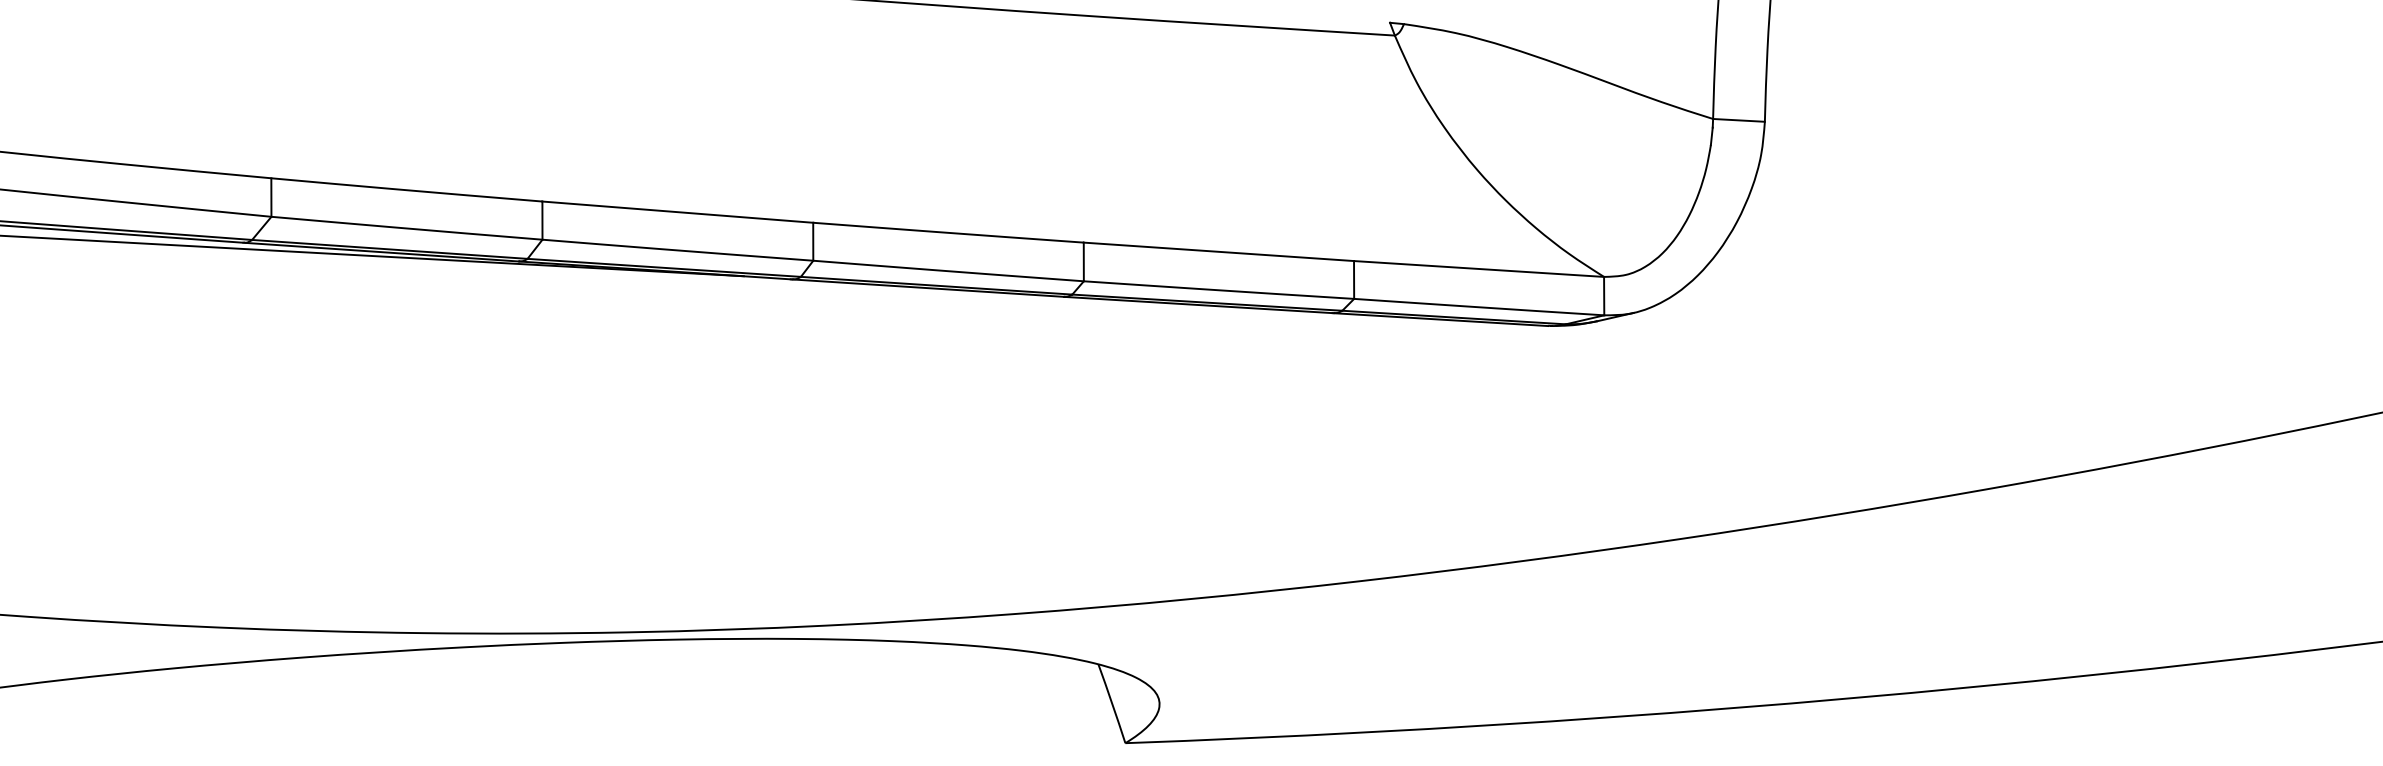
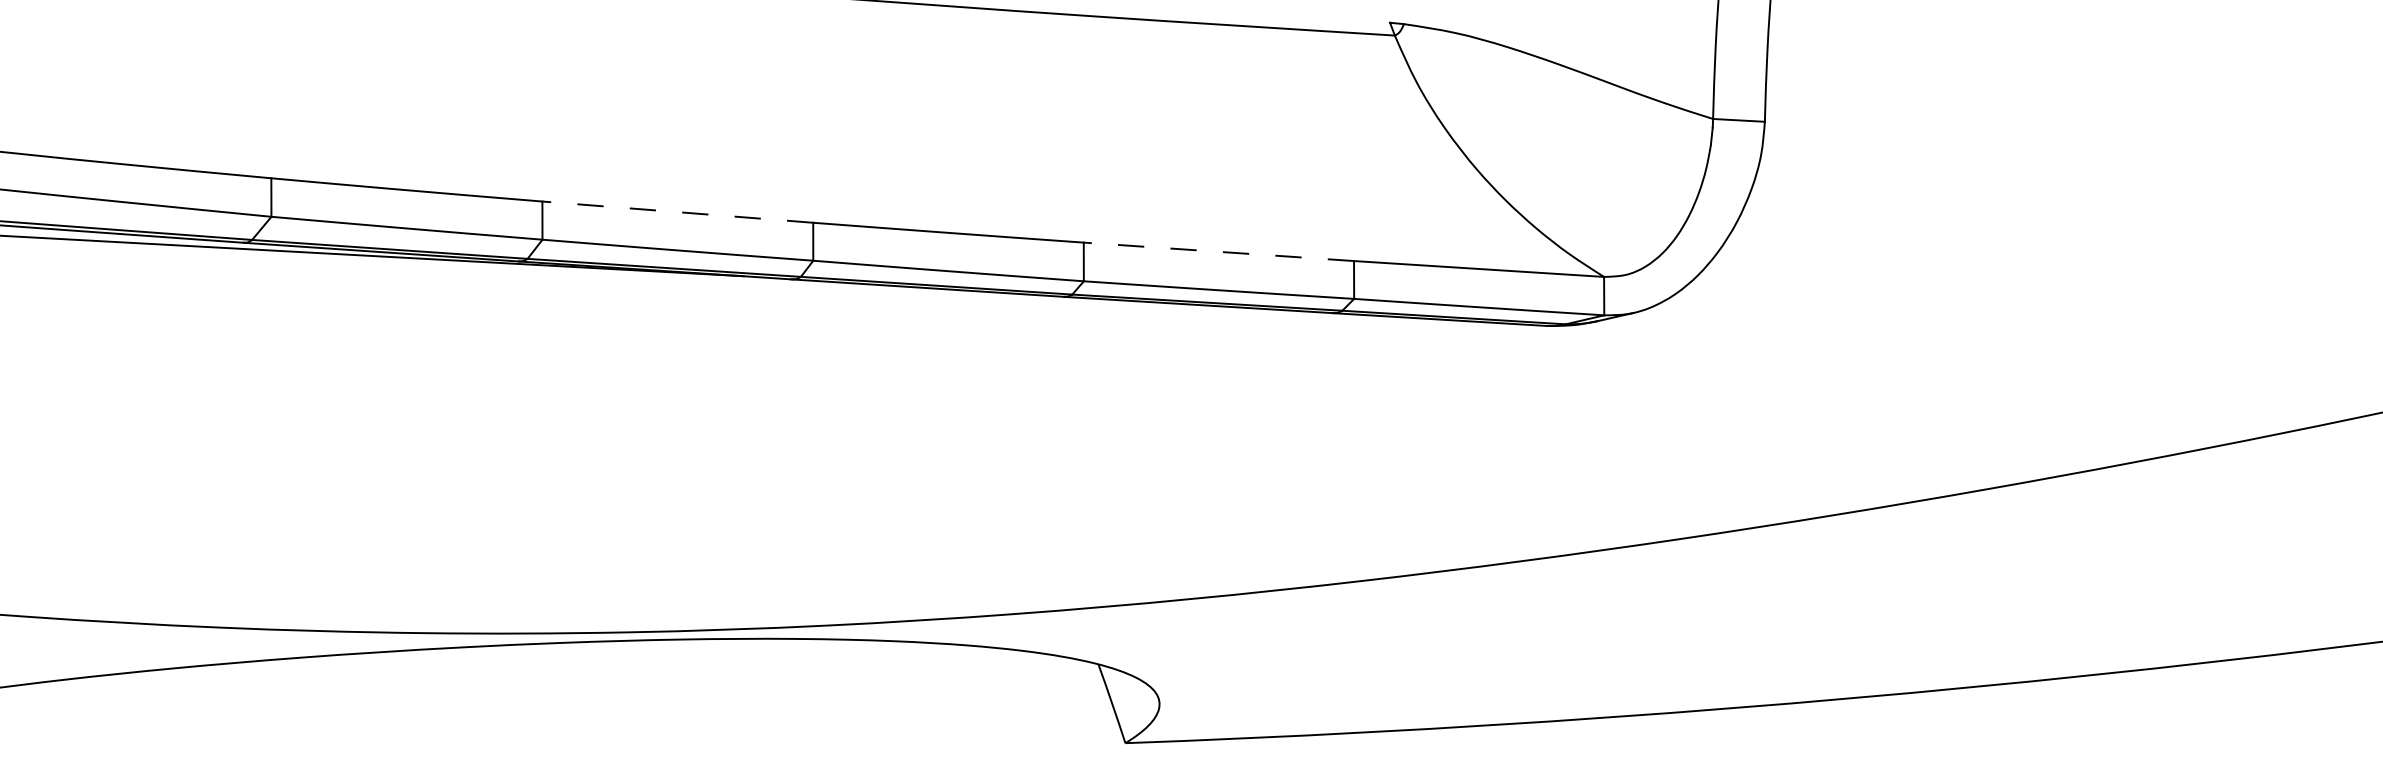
line: solid -> dashed (677, 212)
line: solid -> dashed (1218, 251)
